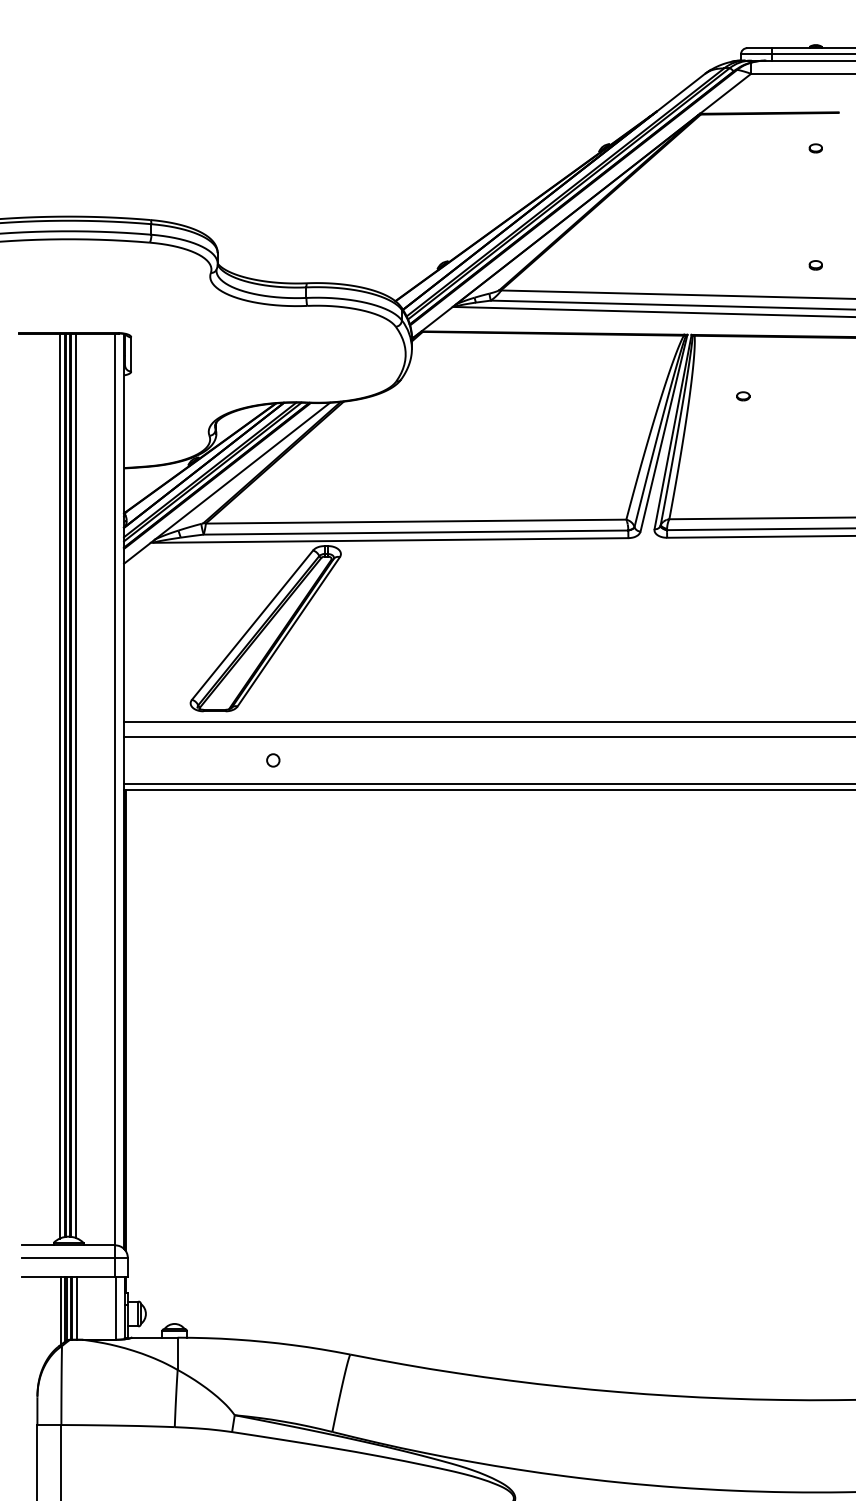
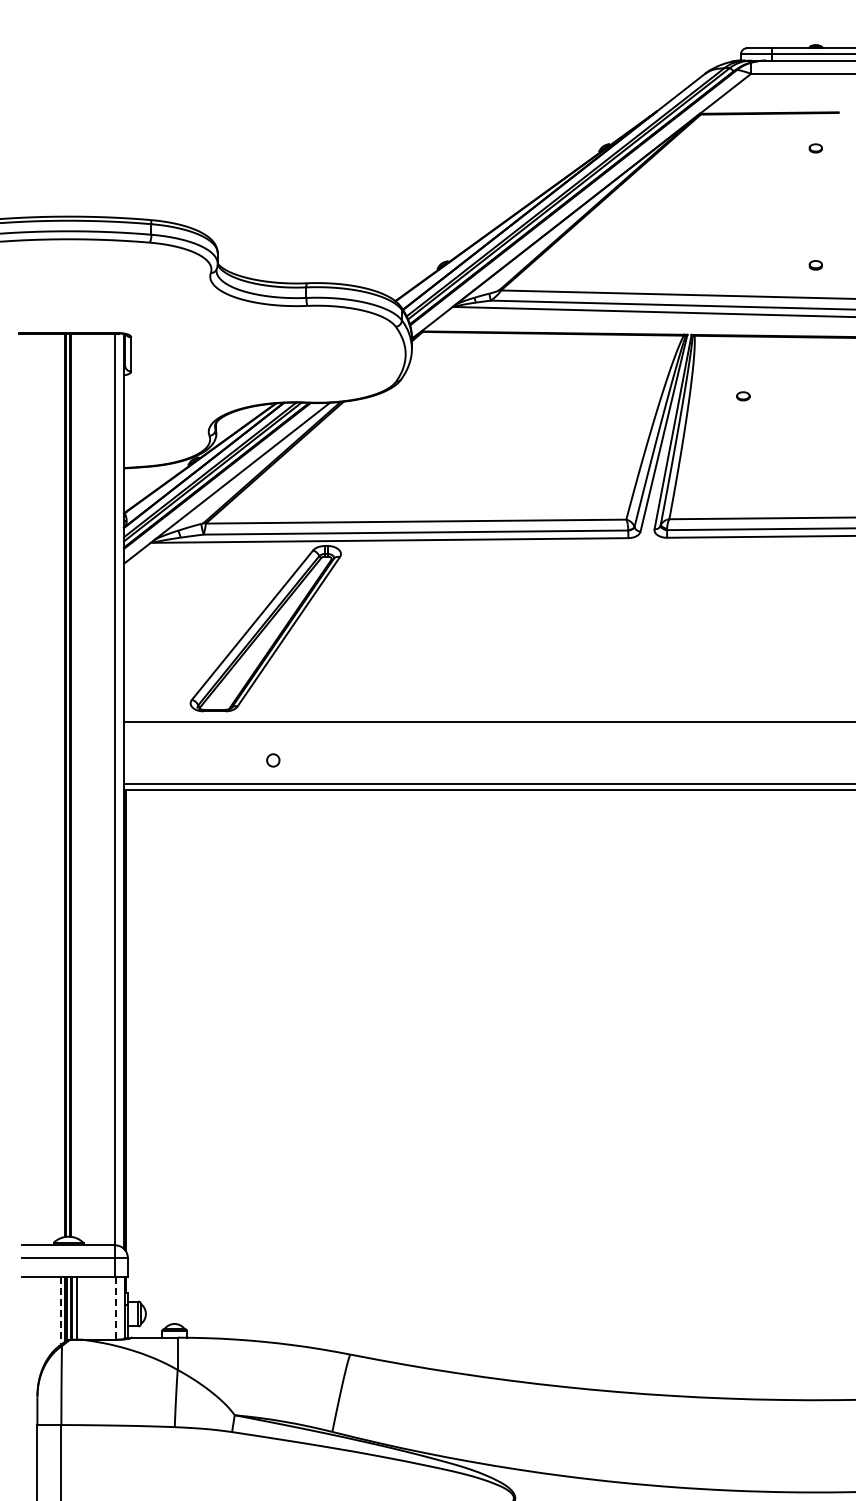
line: present -> none (488, 736)
line: present -> none (59, 785)
line: present -> none (75, 785)
line: solid -> dashed (115, 1308)
line: solid -> dashed (60, 1311)
